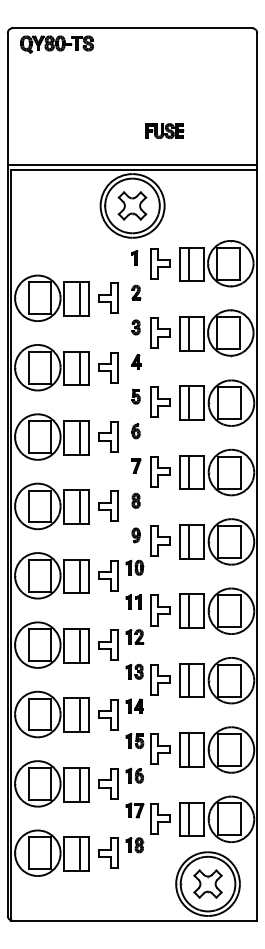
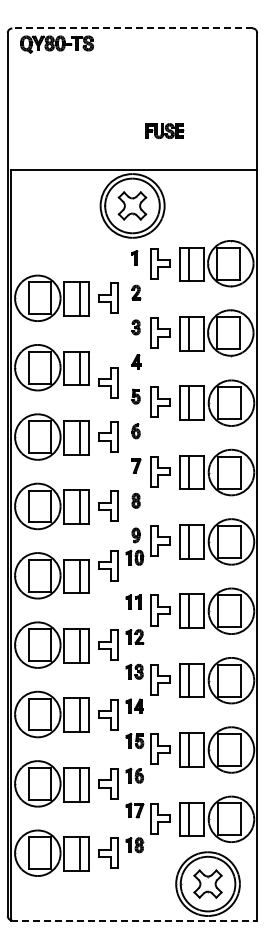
line: solid -> dashed (132, 28)
line: present -> none (132, 165)
part position: (108, 367) -> (108, 382) (108, 382)
part position: (121, 575) -> (121, 565) (121, 565)
line: solid -> dashed (134, 920)
